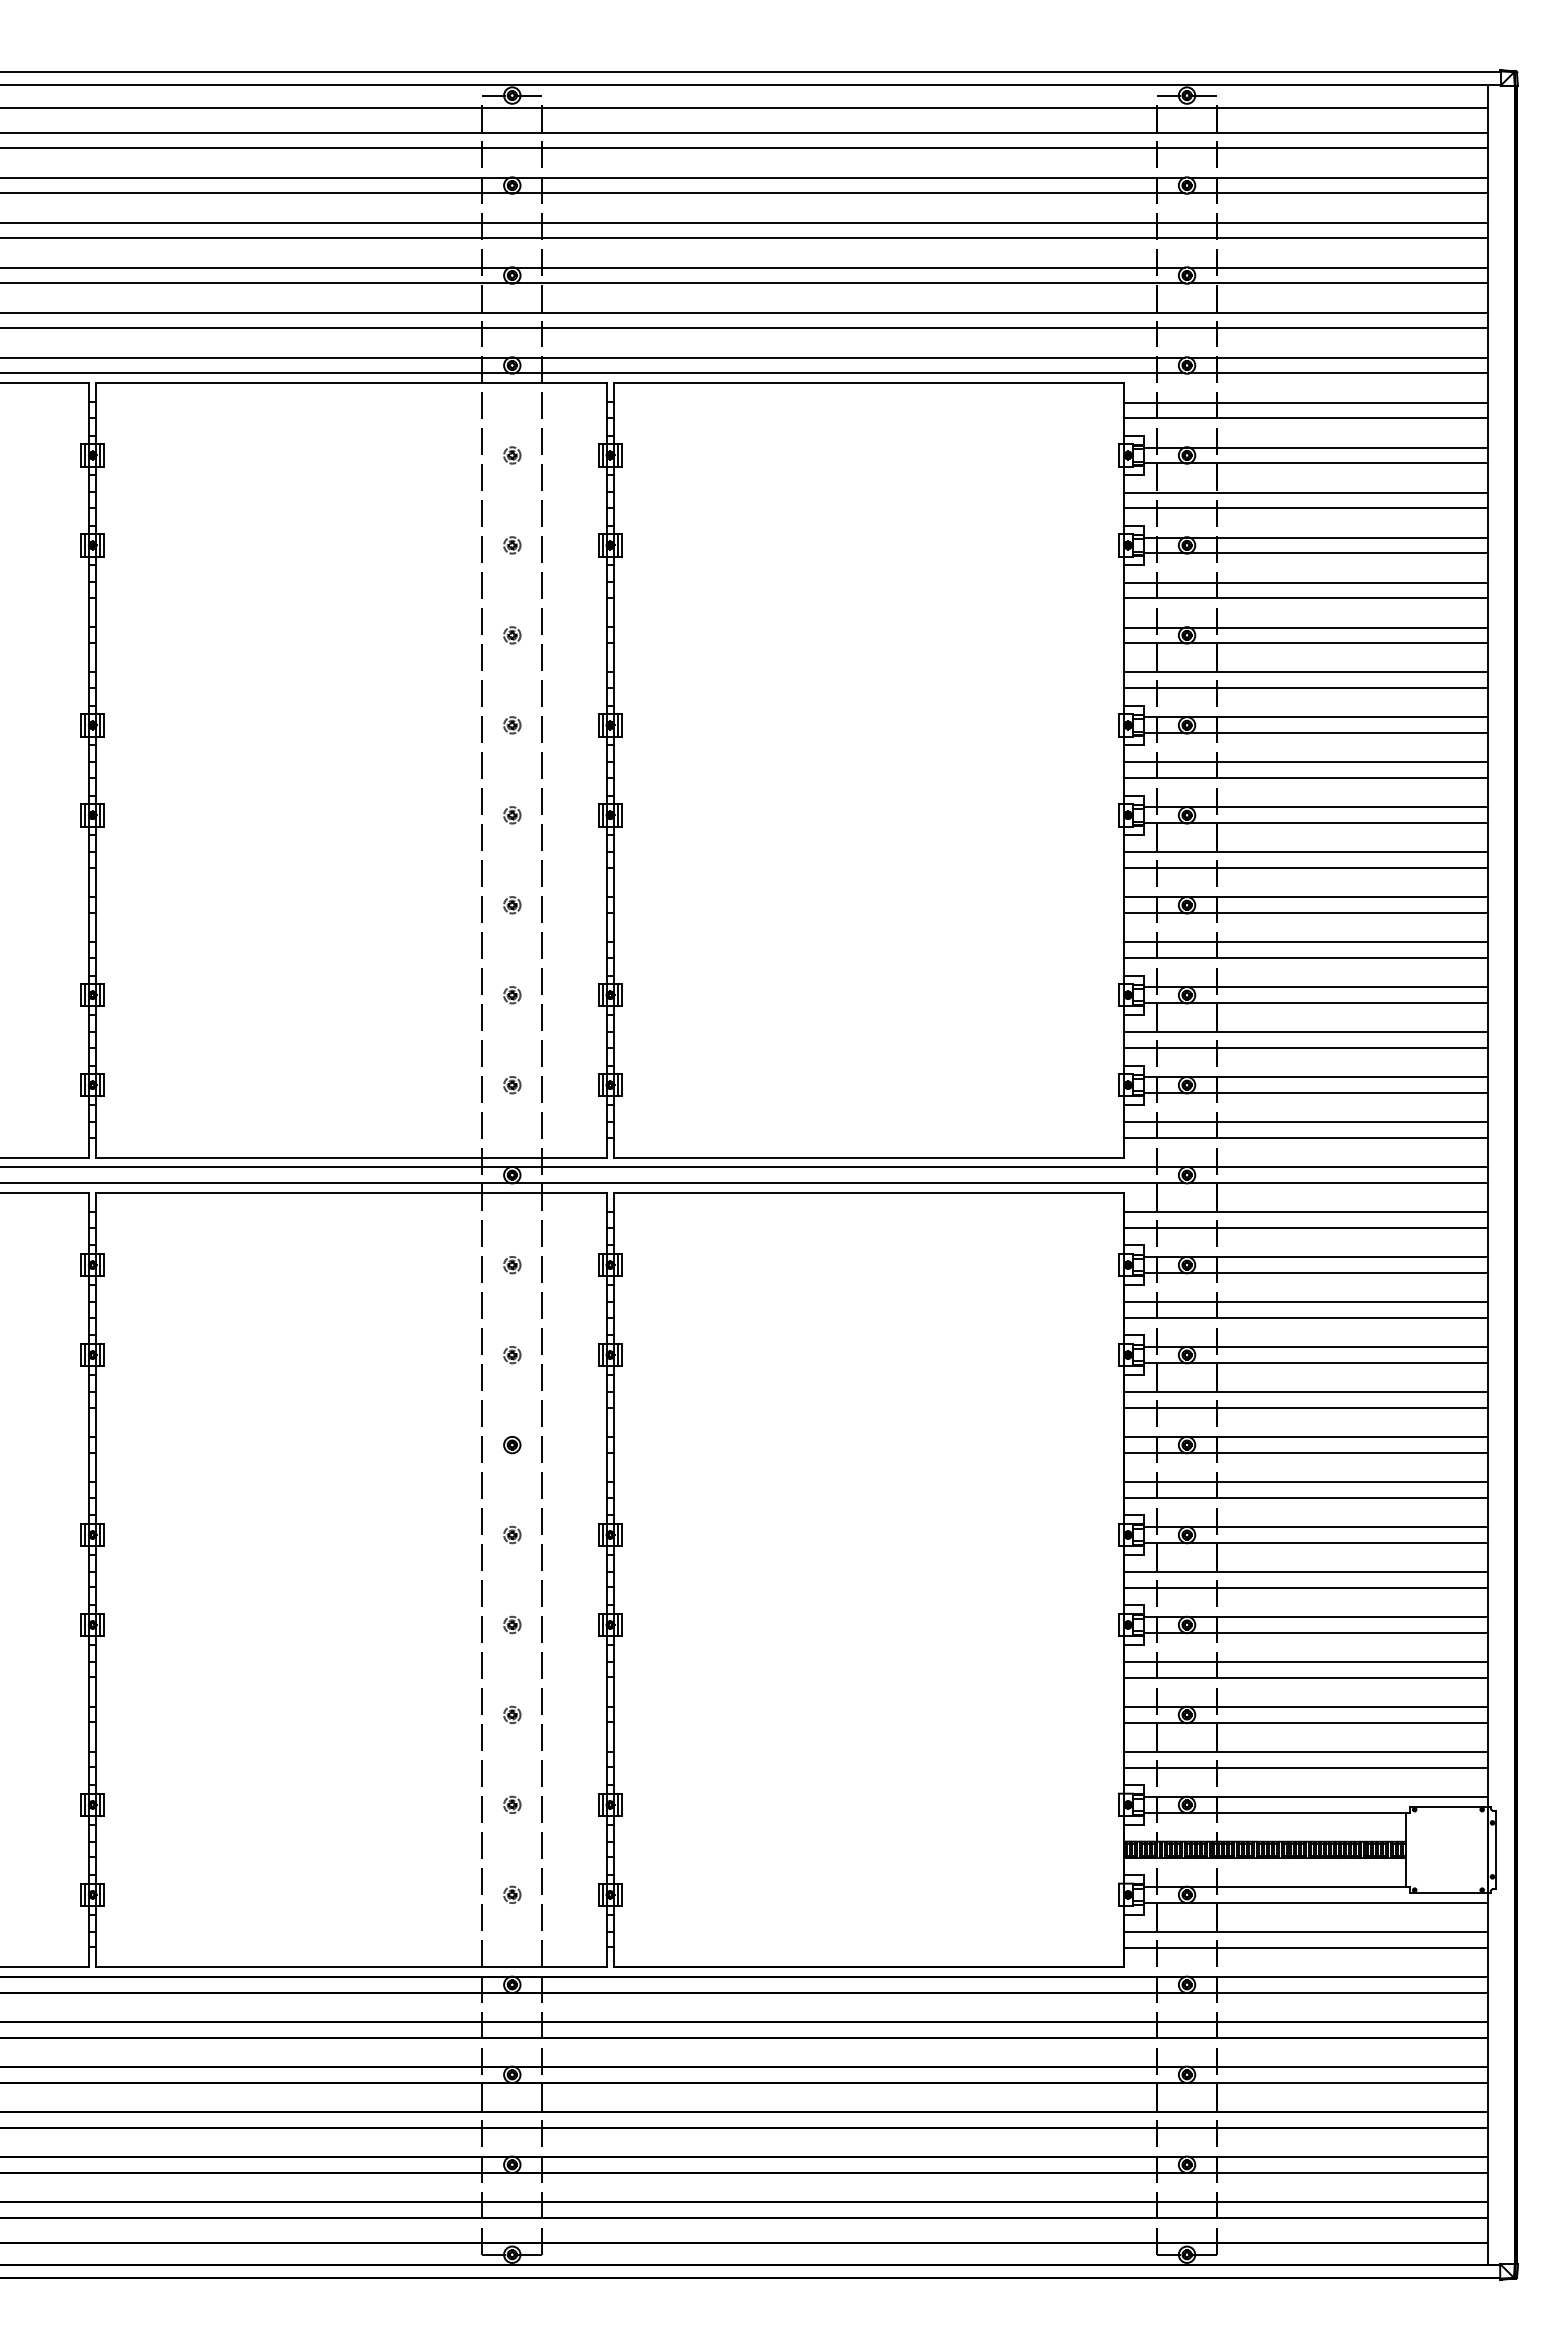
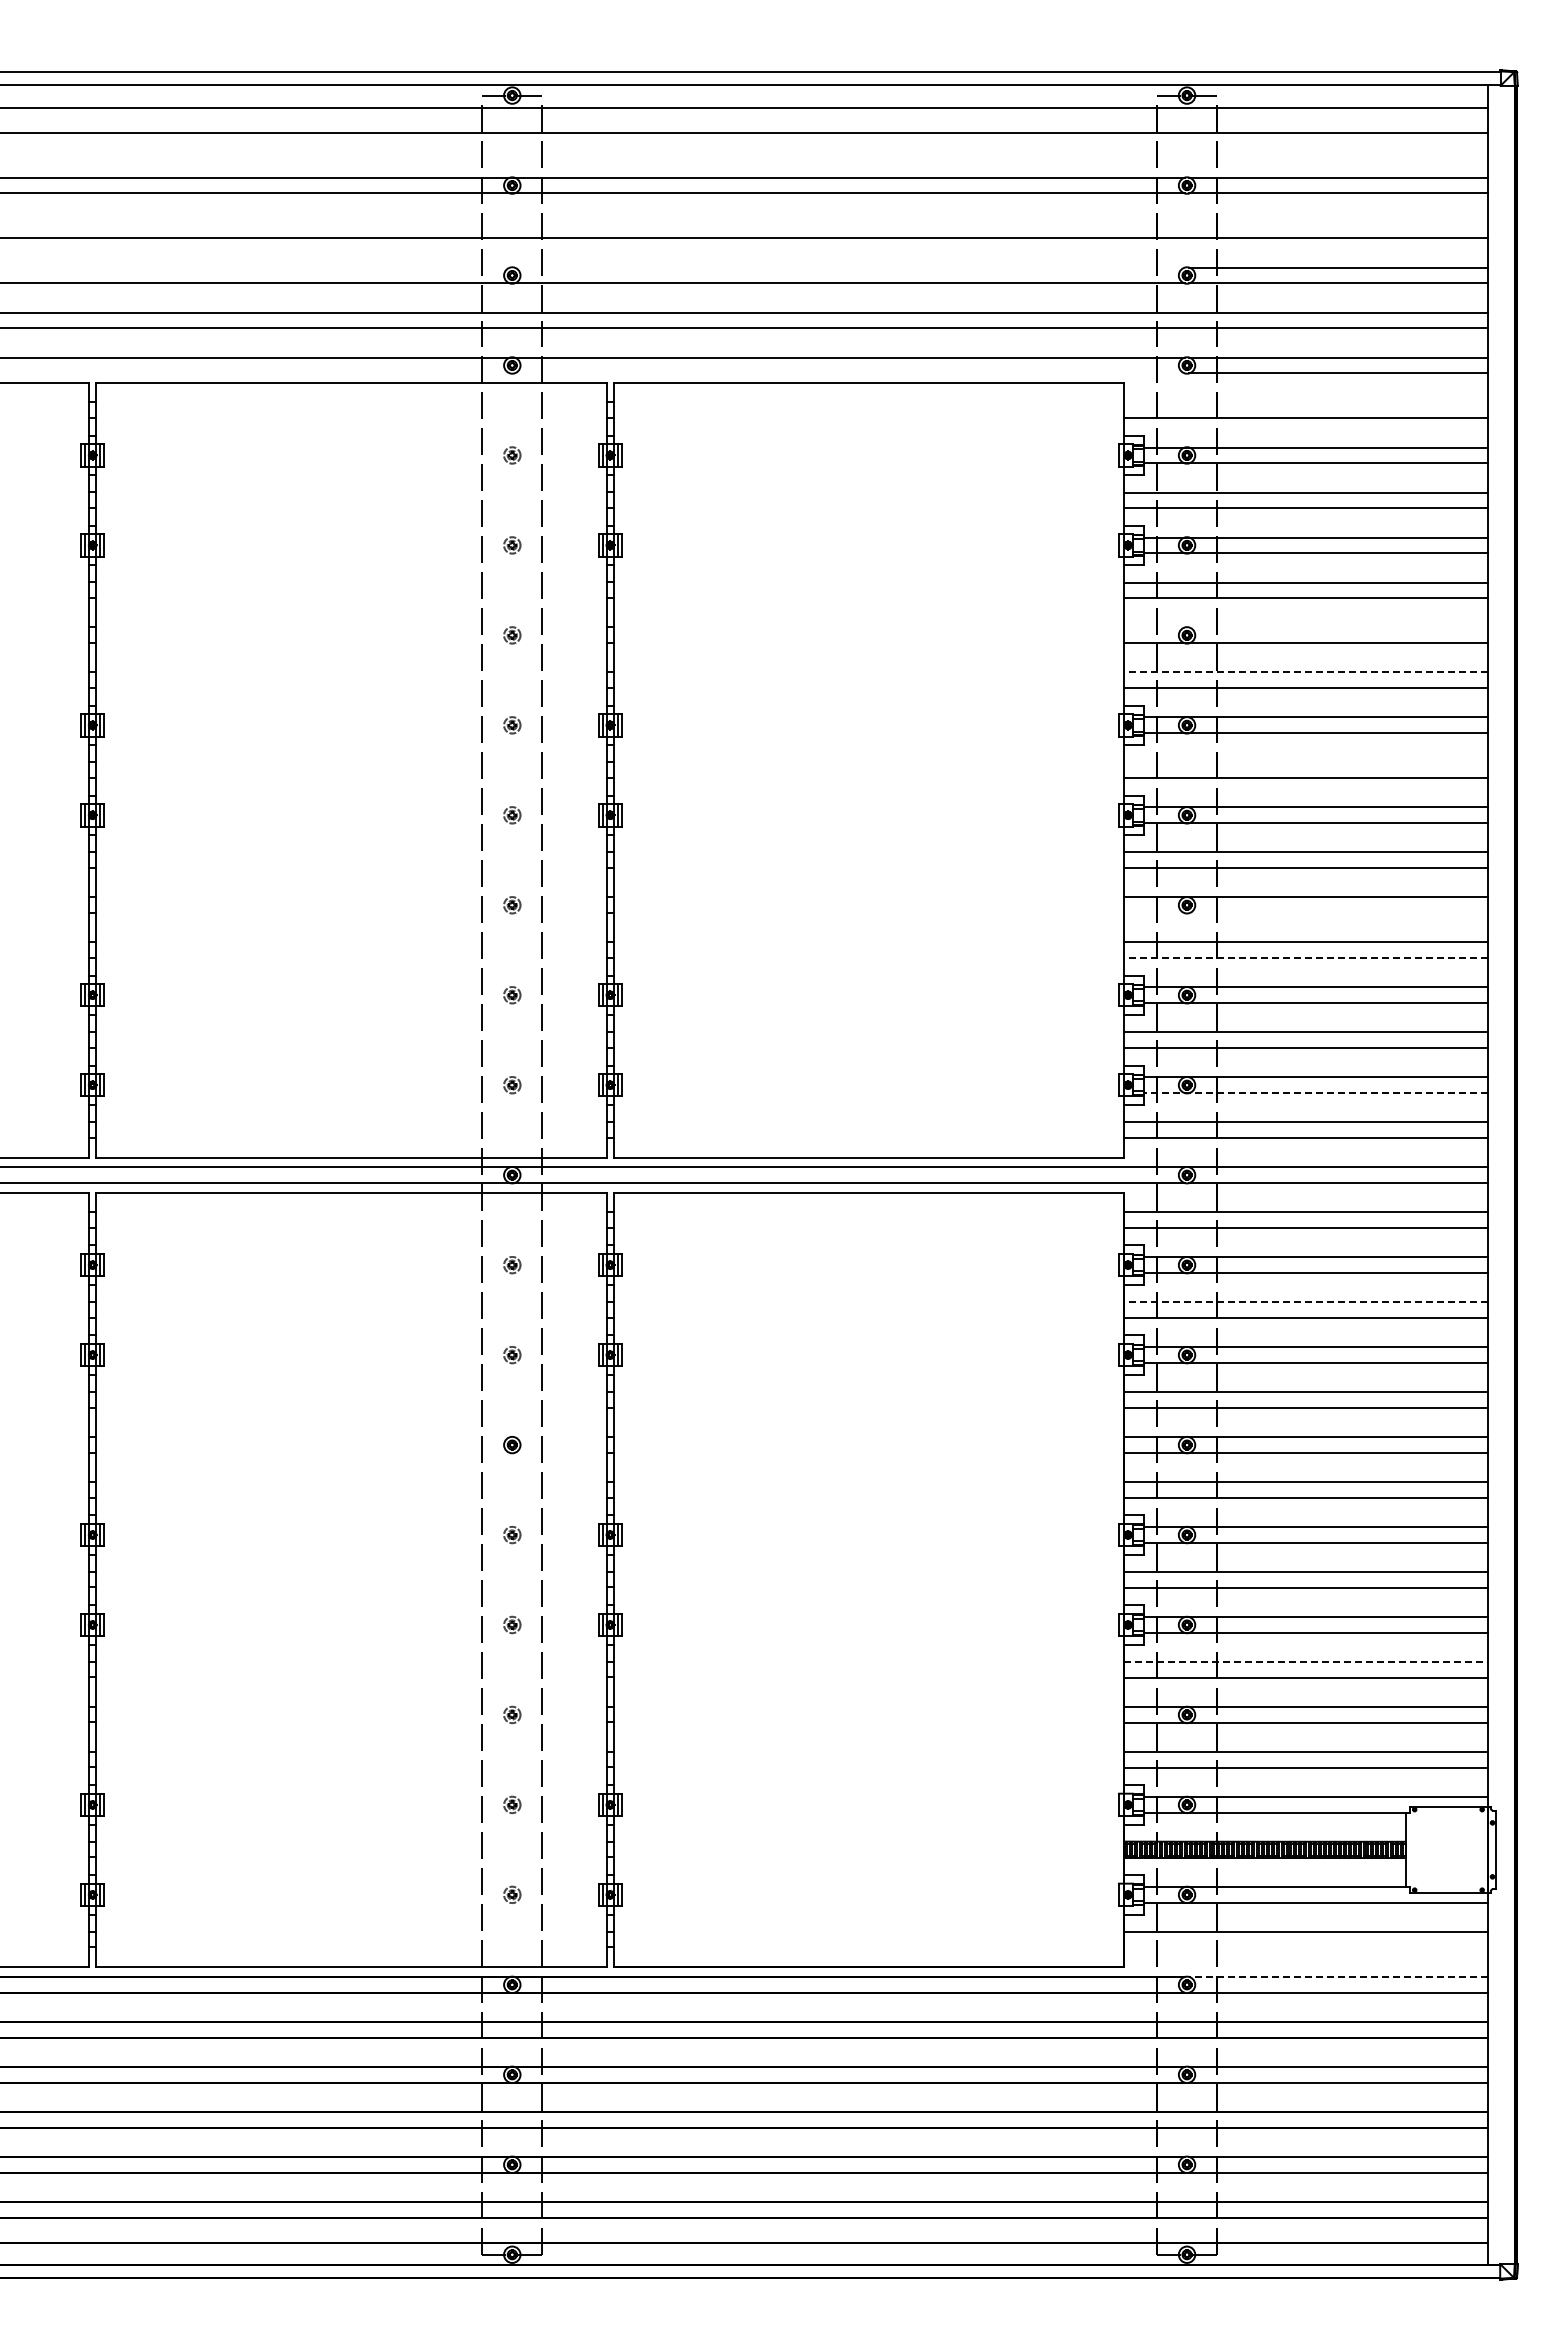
line: present -> none (745, 148)
line: present -> none (745, 222)
line: present -> none (593, 267)
line: present -> none (593, 373)
line: present -> none (1306, 402)
line: present -> none (1306, 627)
line: solid -> dashed (1306, 672)
line: present -> none (1306, 762)
line: present -> none (1306, 913)
line: solid -> dashed (1306, 958)
line: solid -> dashed (1315, 1093)
line: solid -> dashed (1306, 1302)
line: solid -> dashed (1306, 1662)
line: present -> none (1306, 1947)
line: solid -> dashed (1338, 1976)
